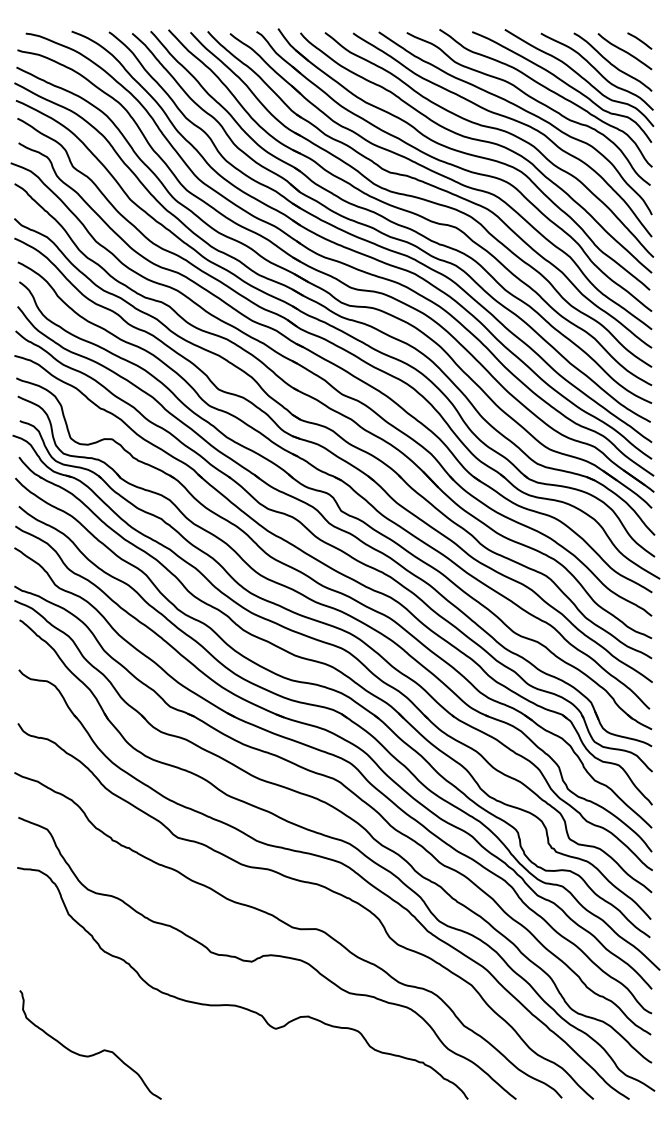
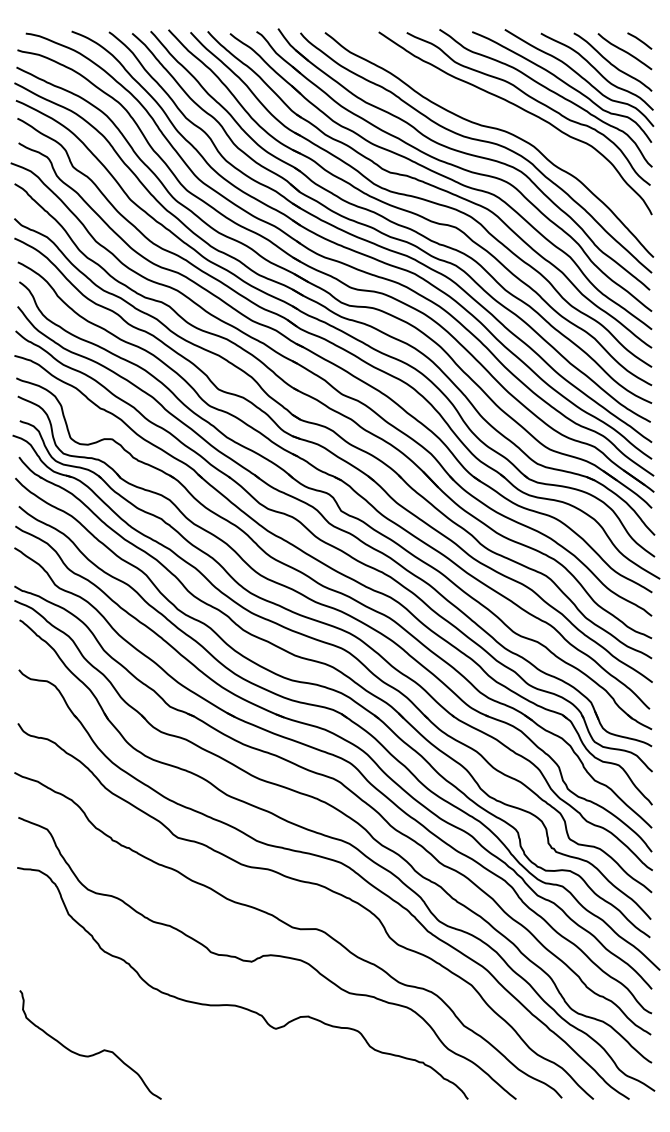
curve: present -> none (506, 118)
